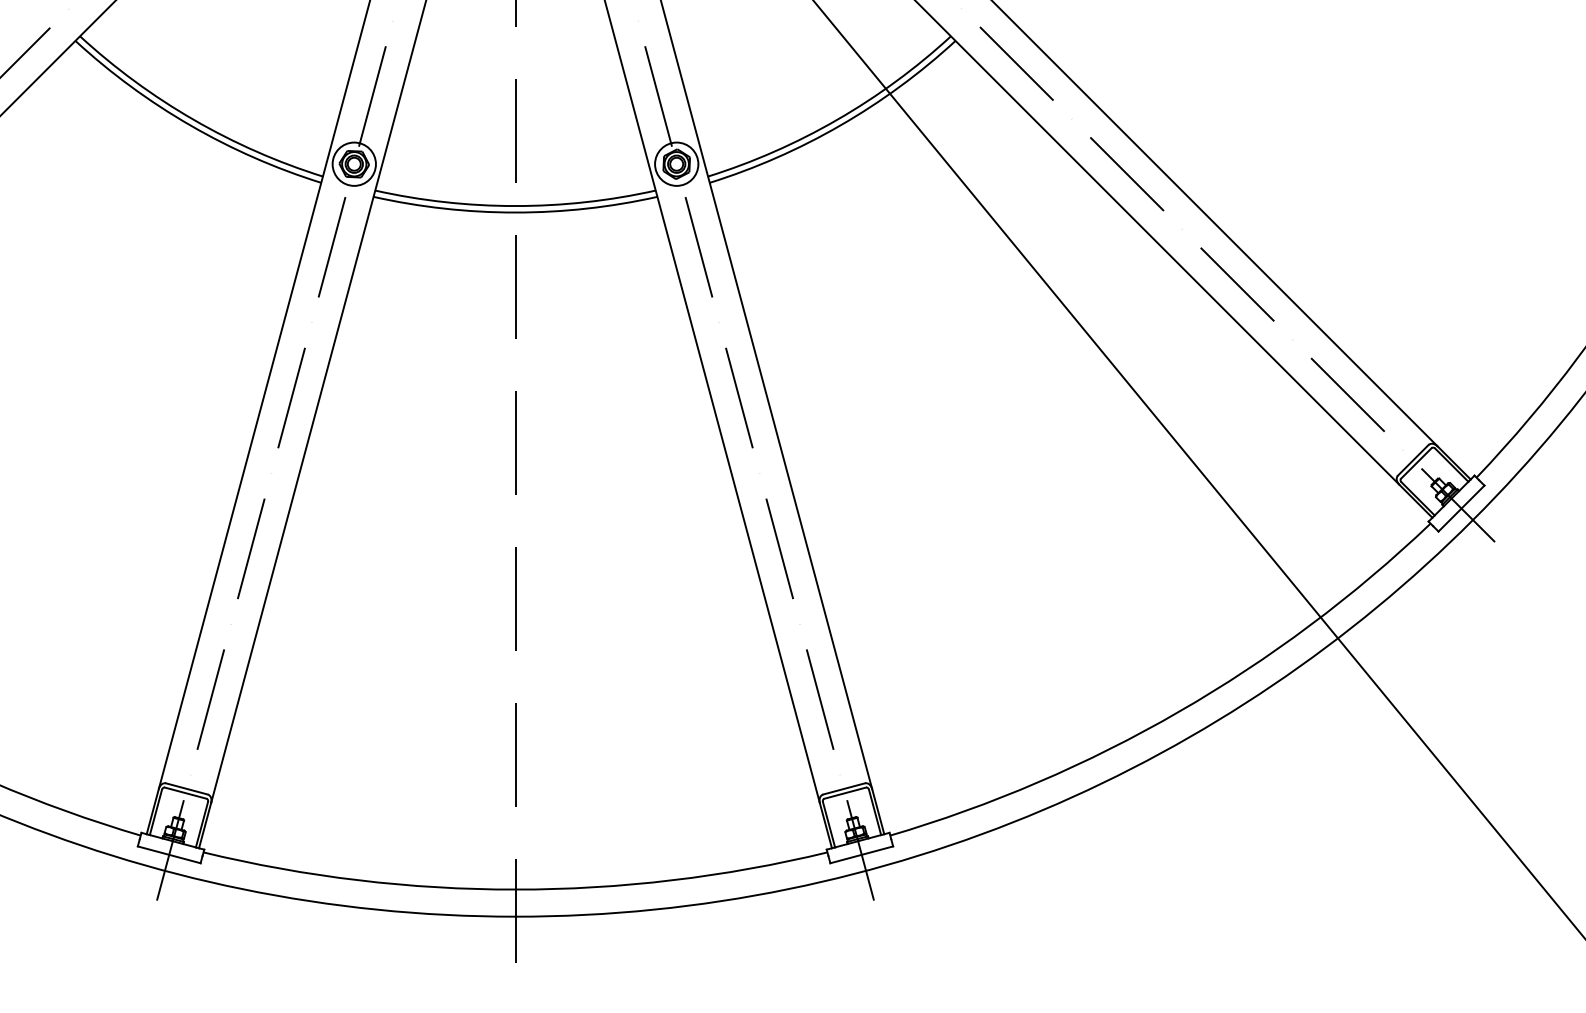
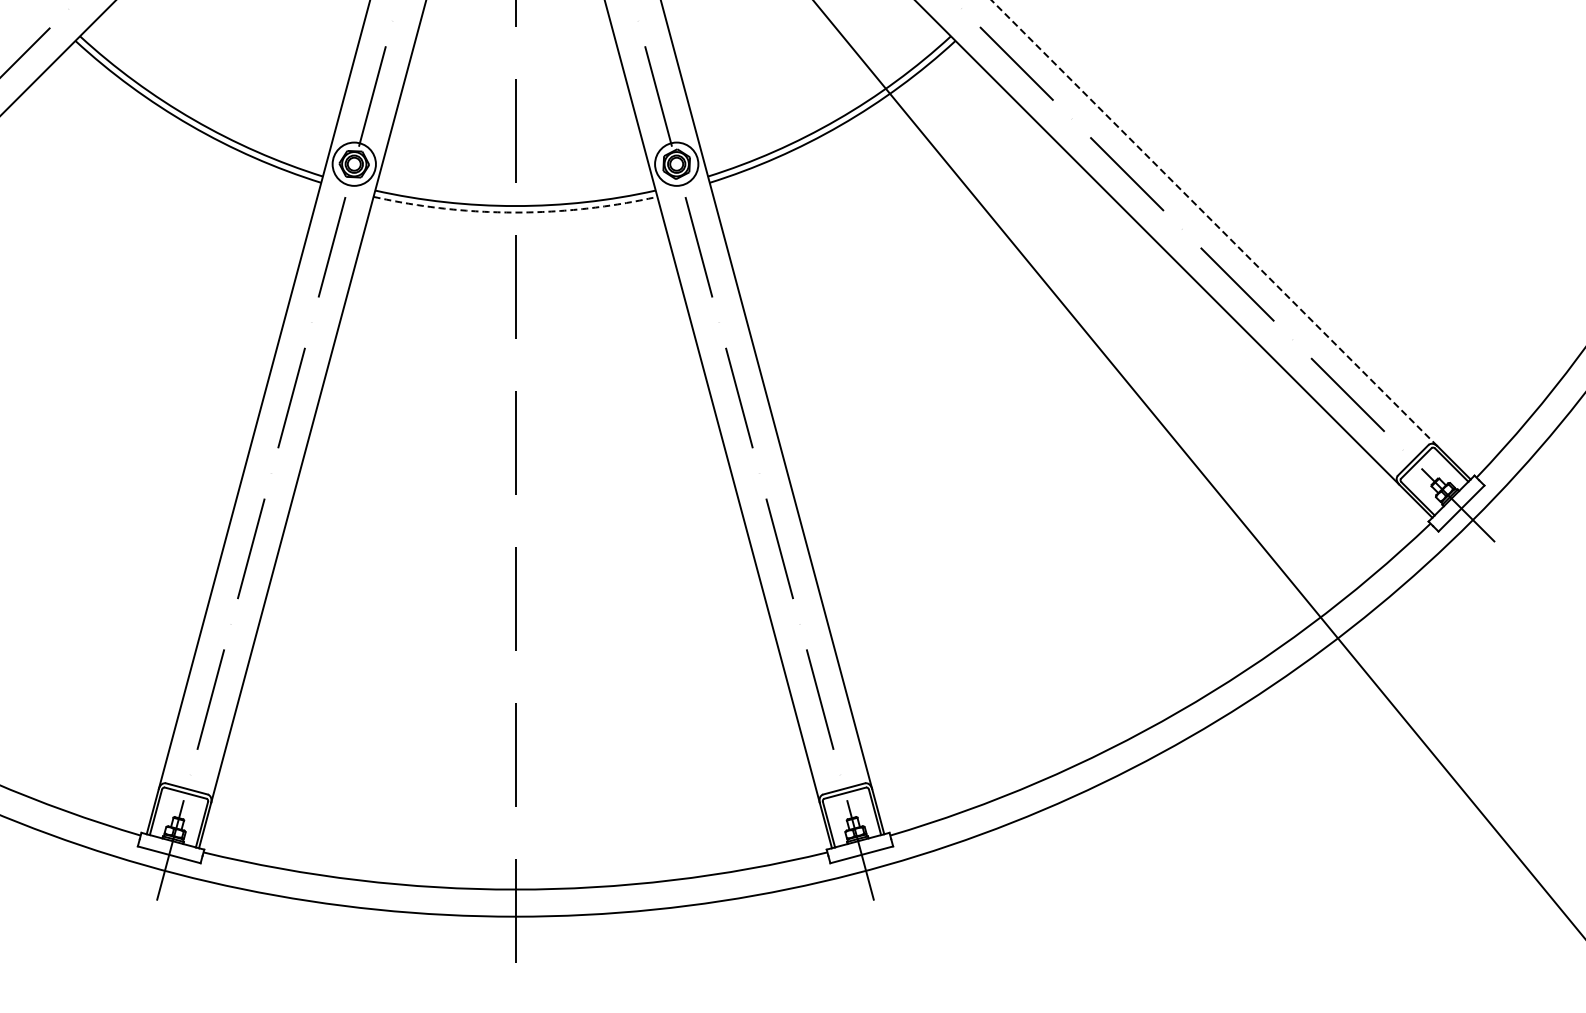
arc: solid -> dashed (515, 212)
line: solid -> dashed (1214, 223)
